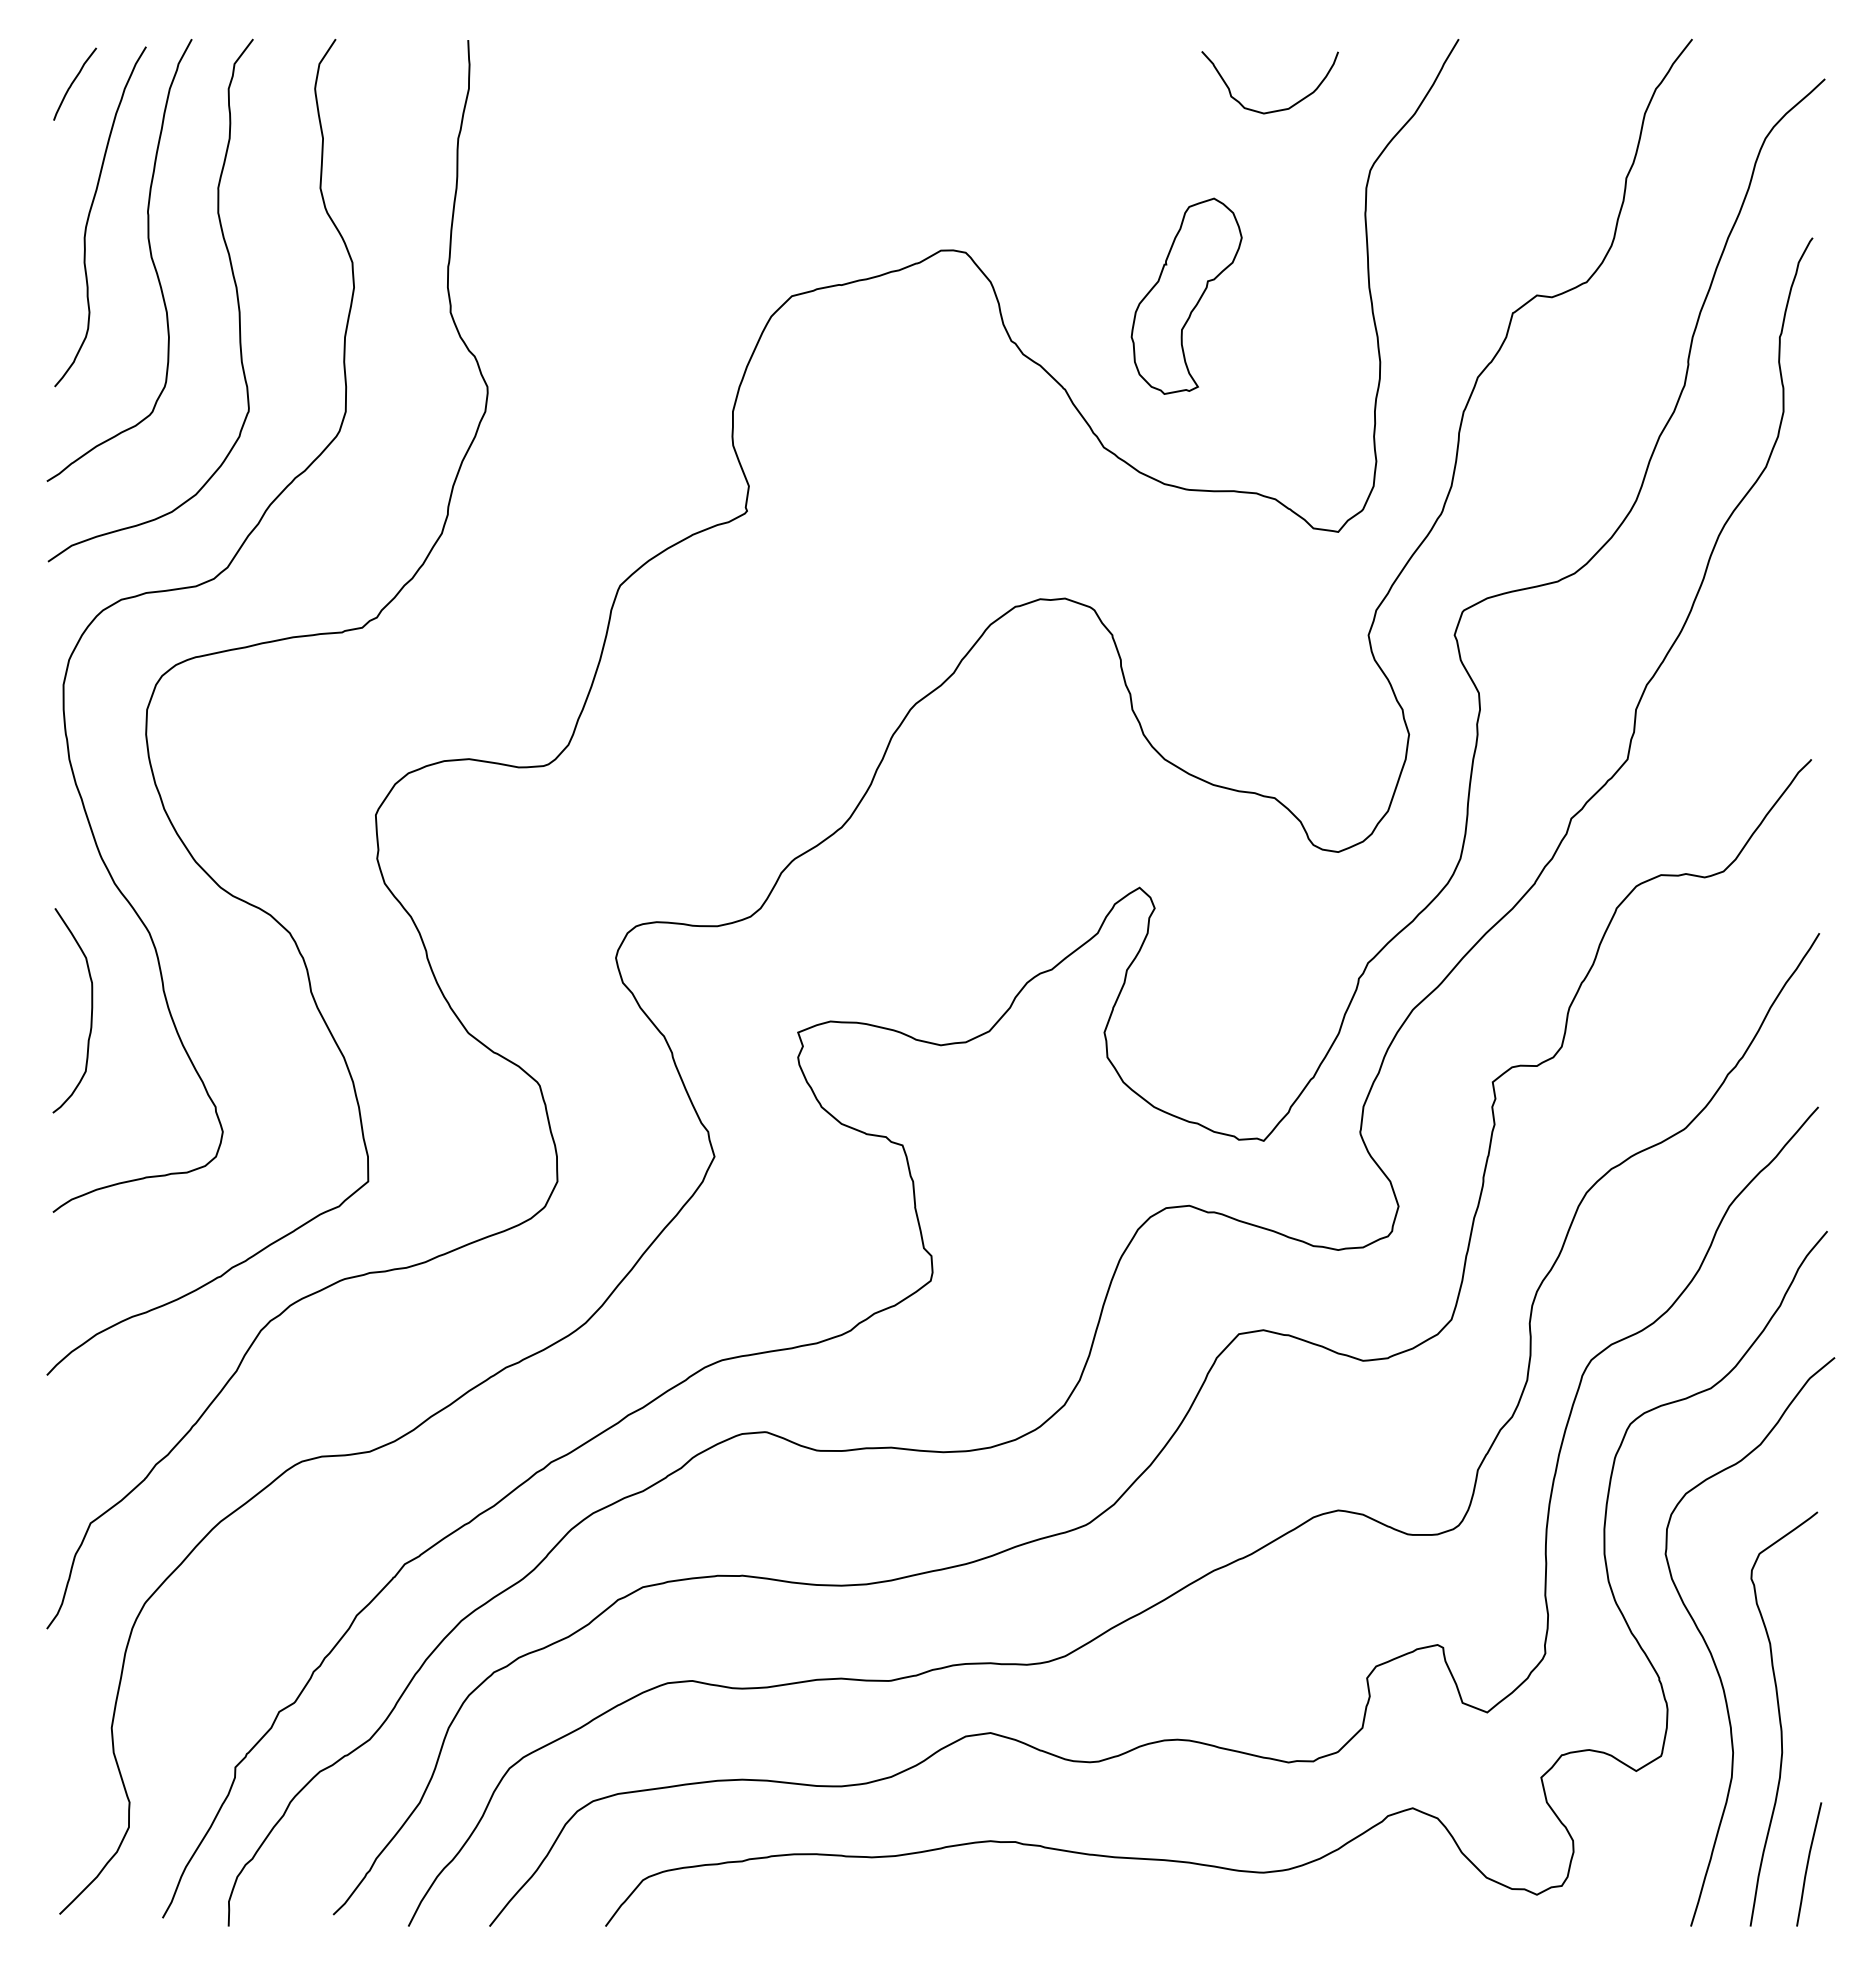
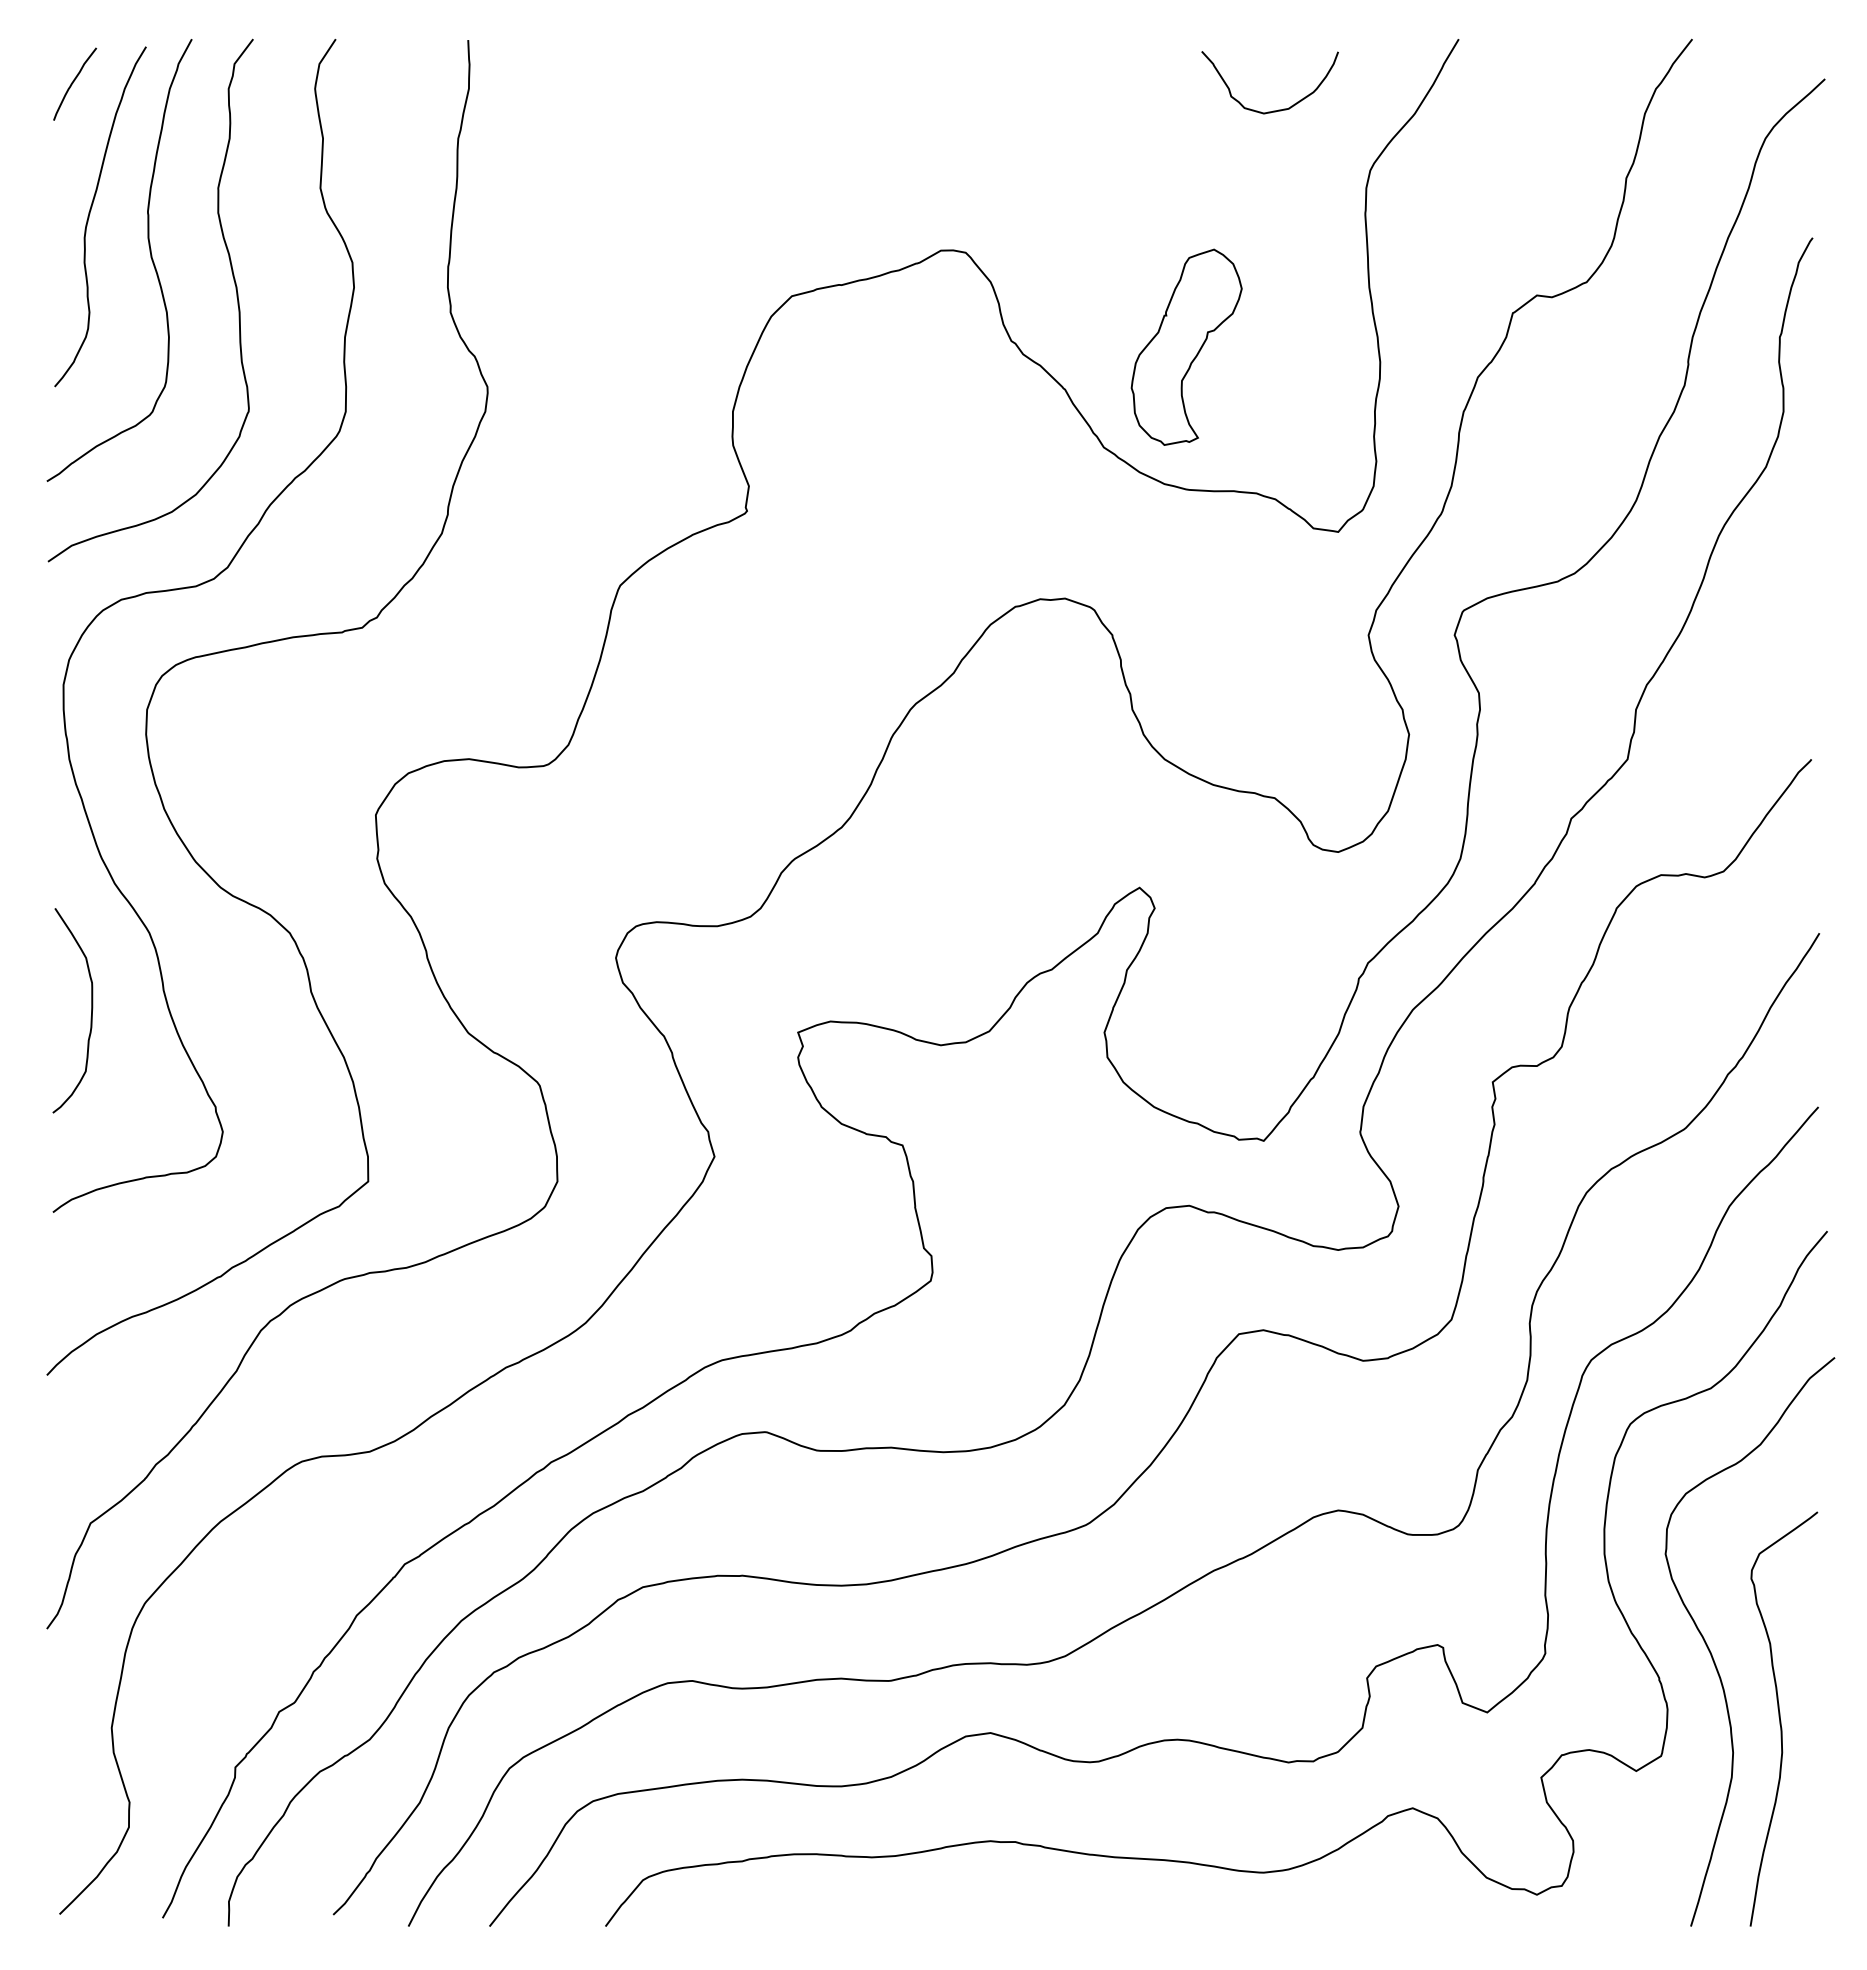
part position: (1186, 295) -> (1186, 346) (1186, 346)
line: present -> none (1808, 1864)
